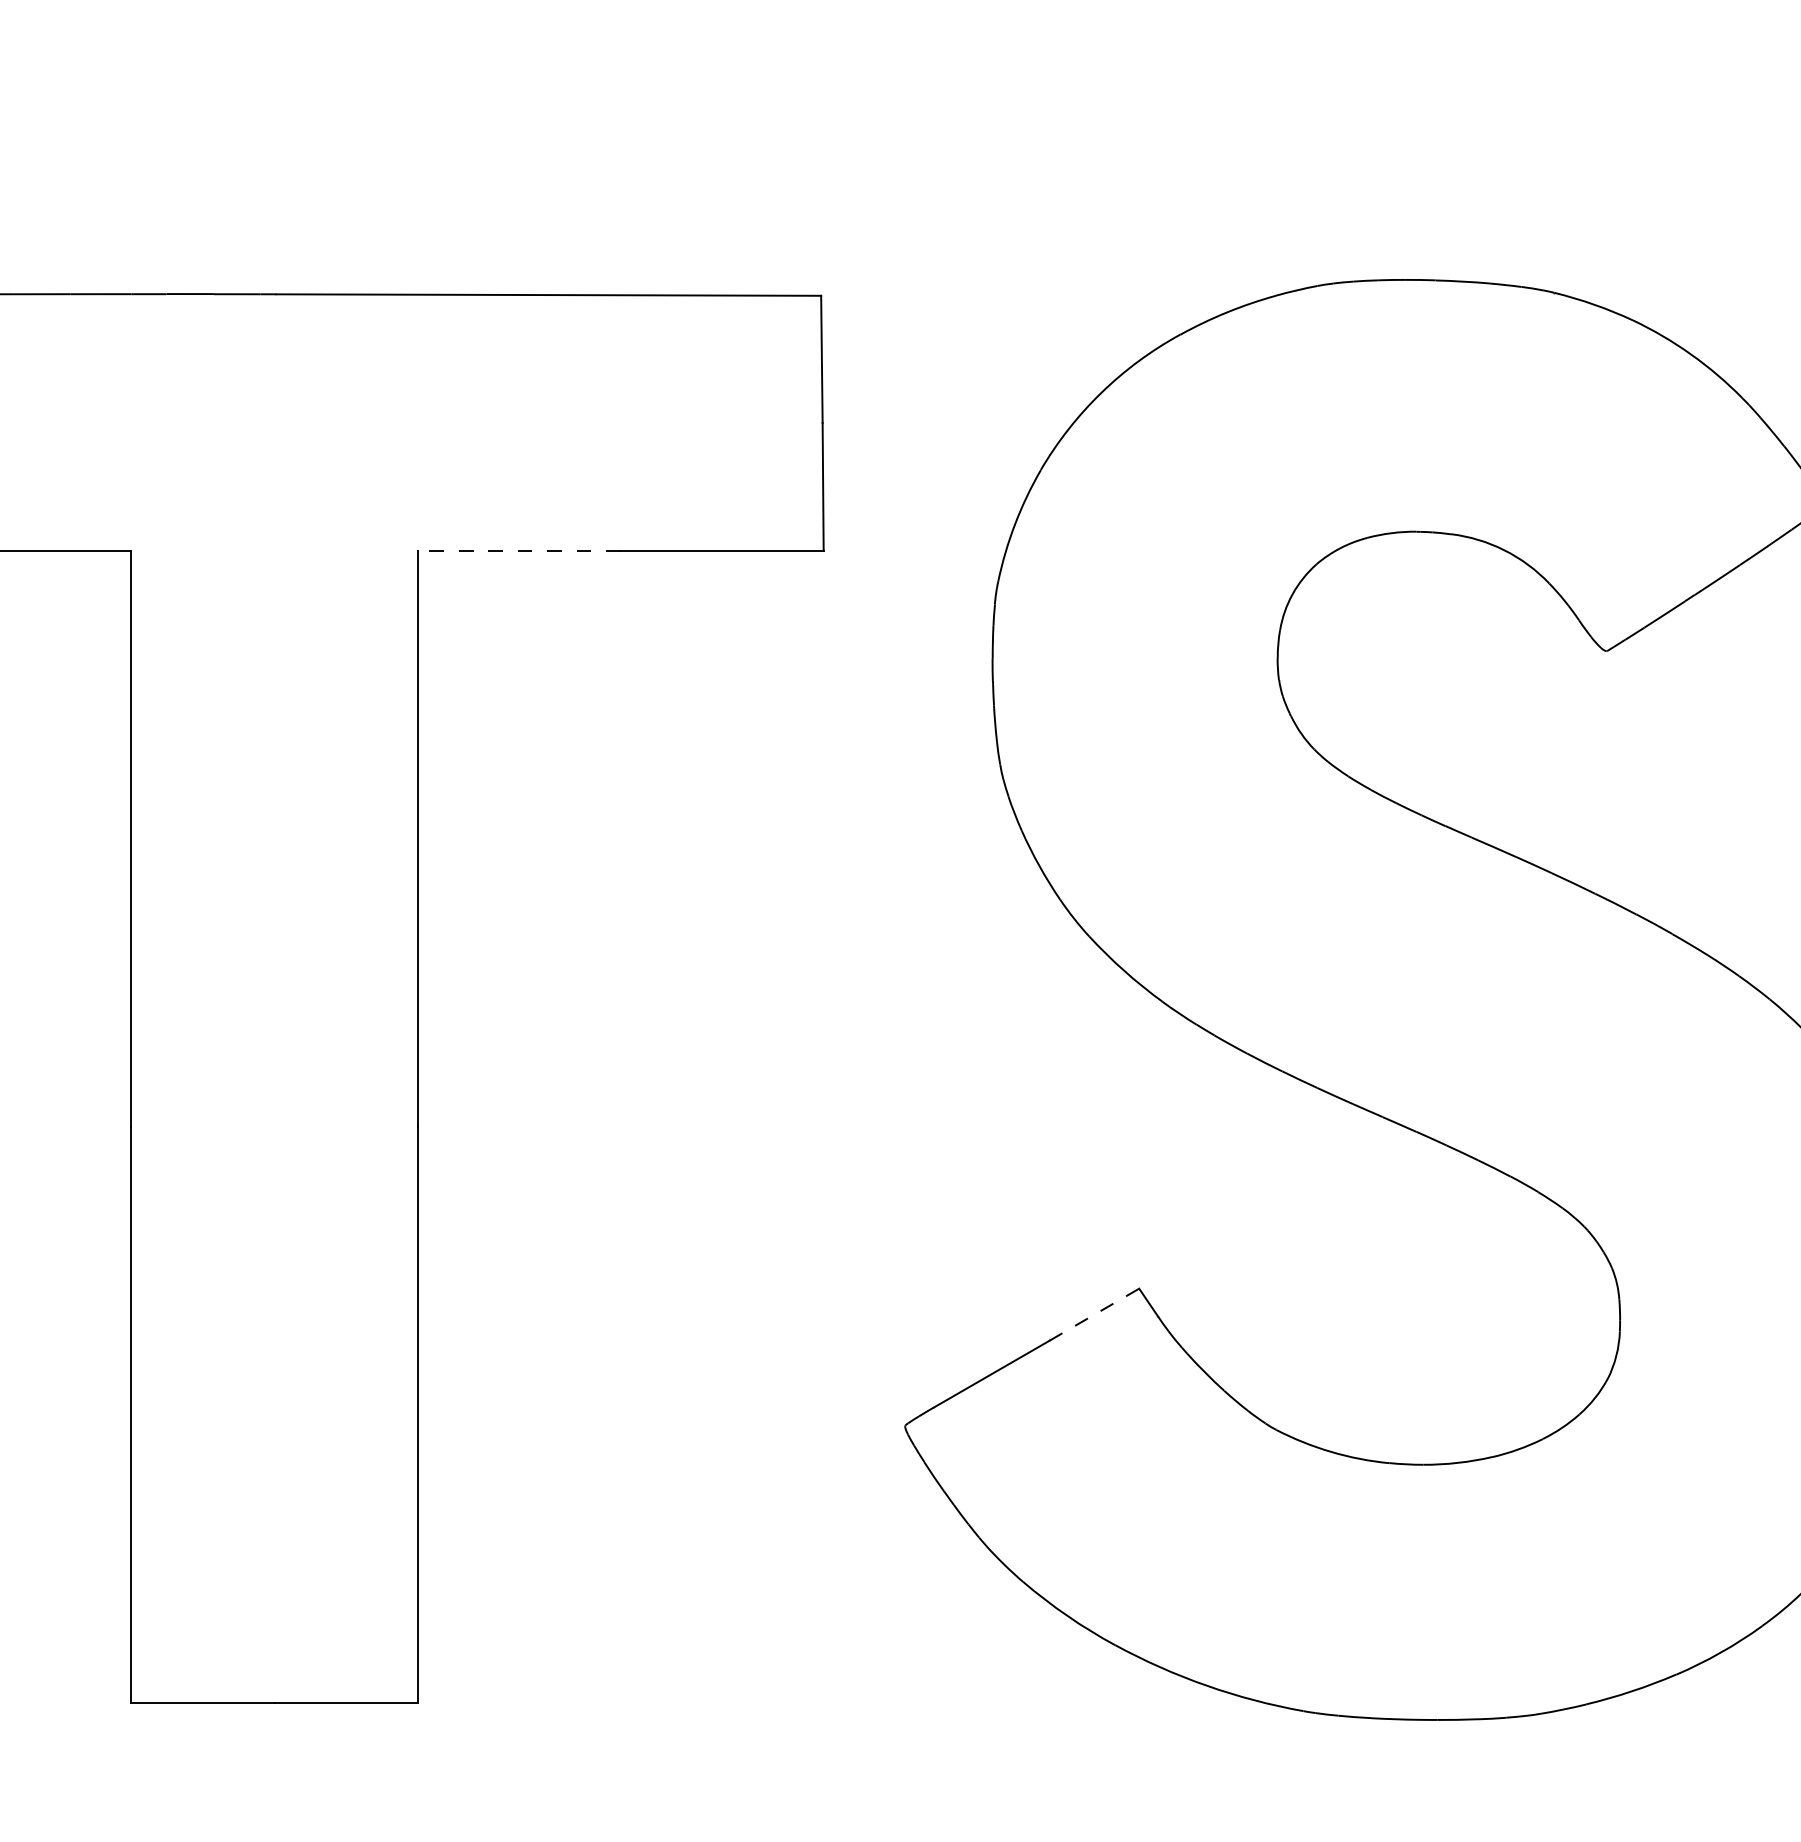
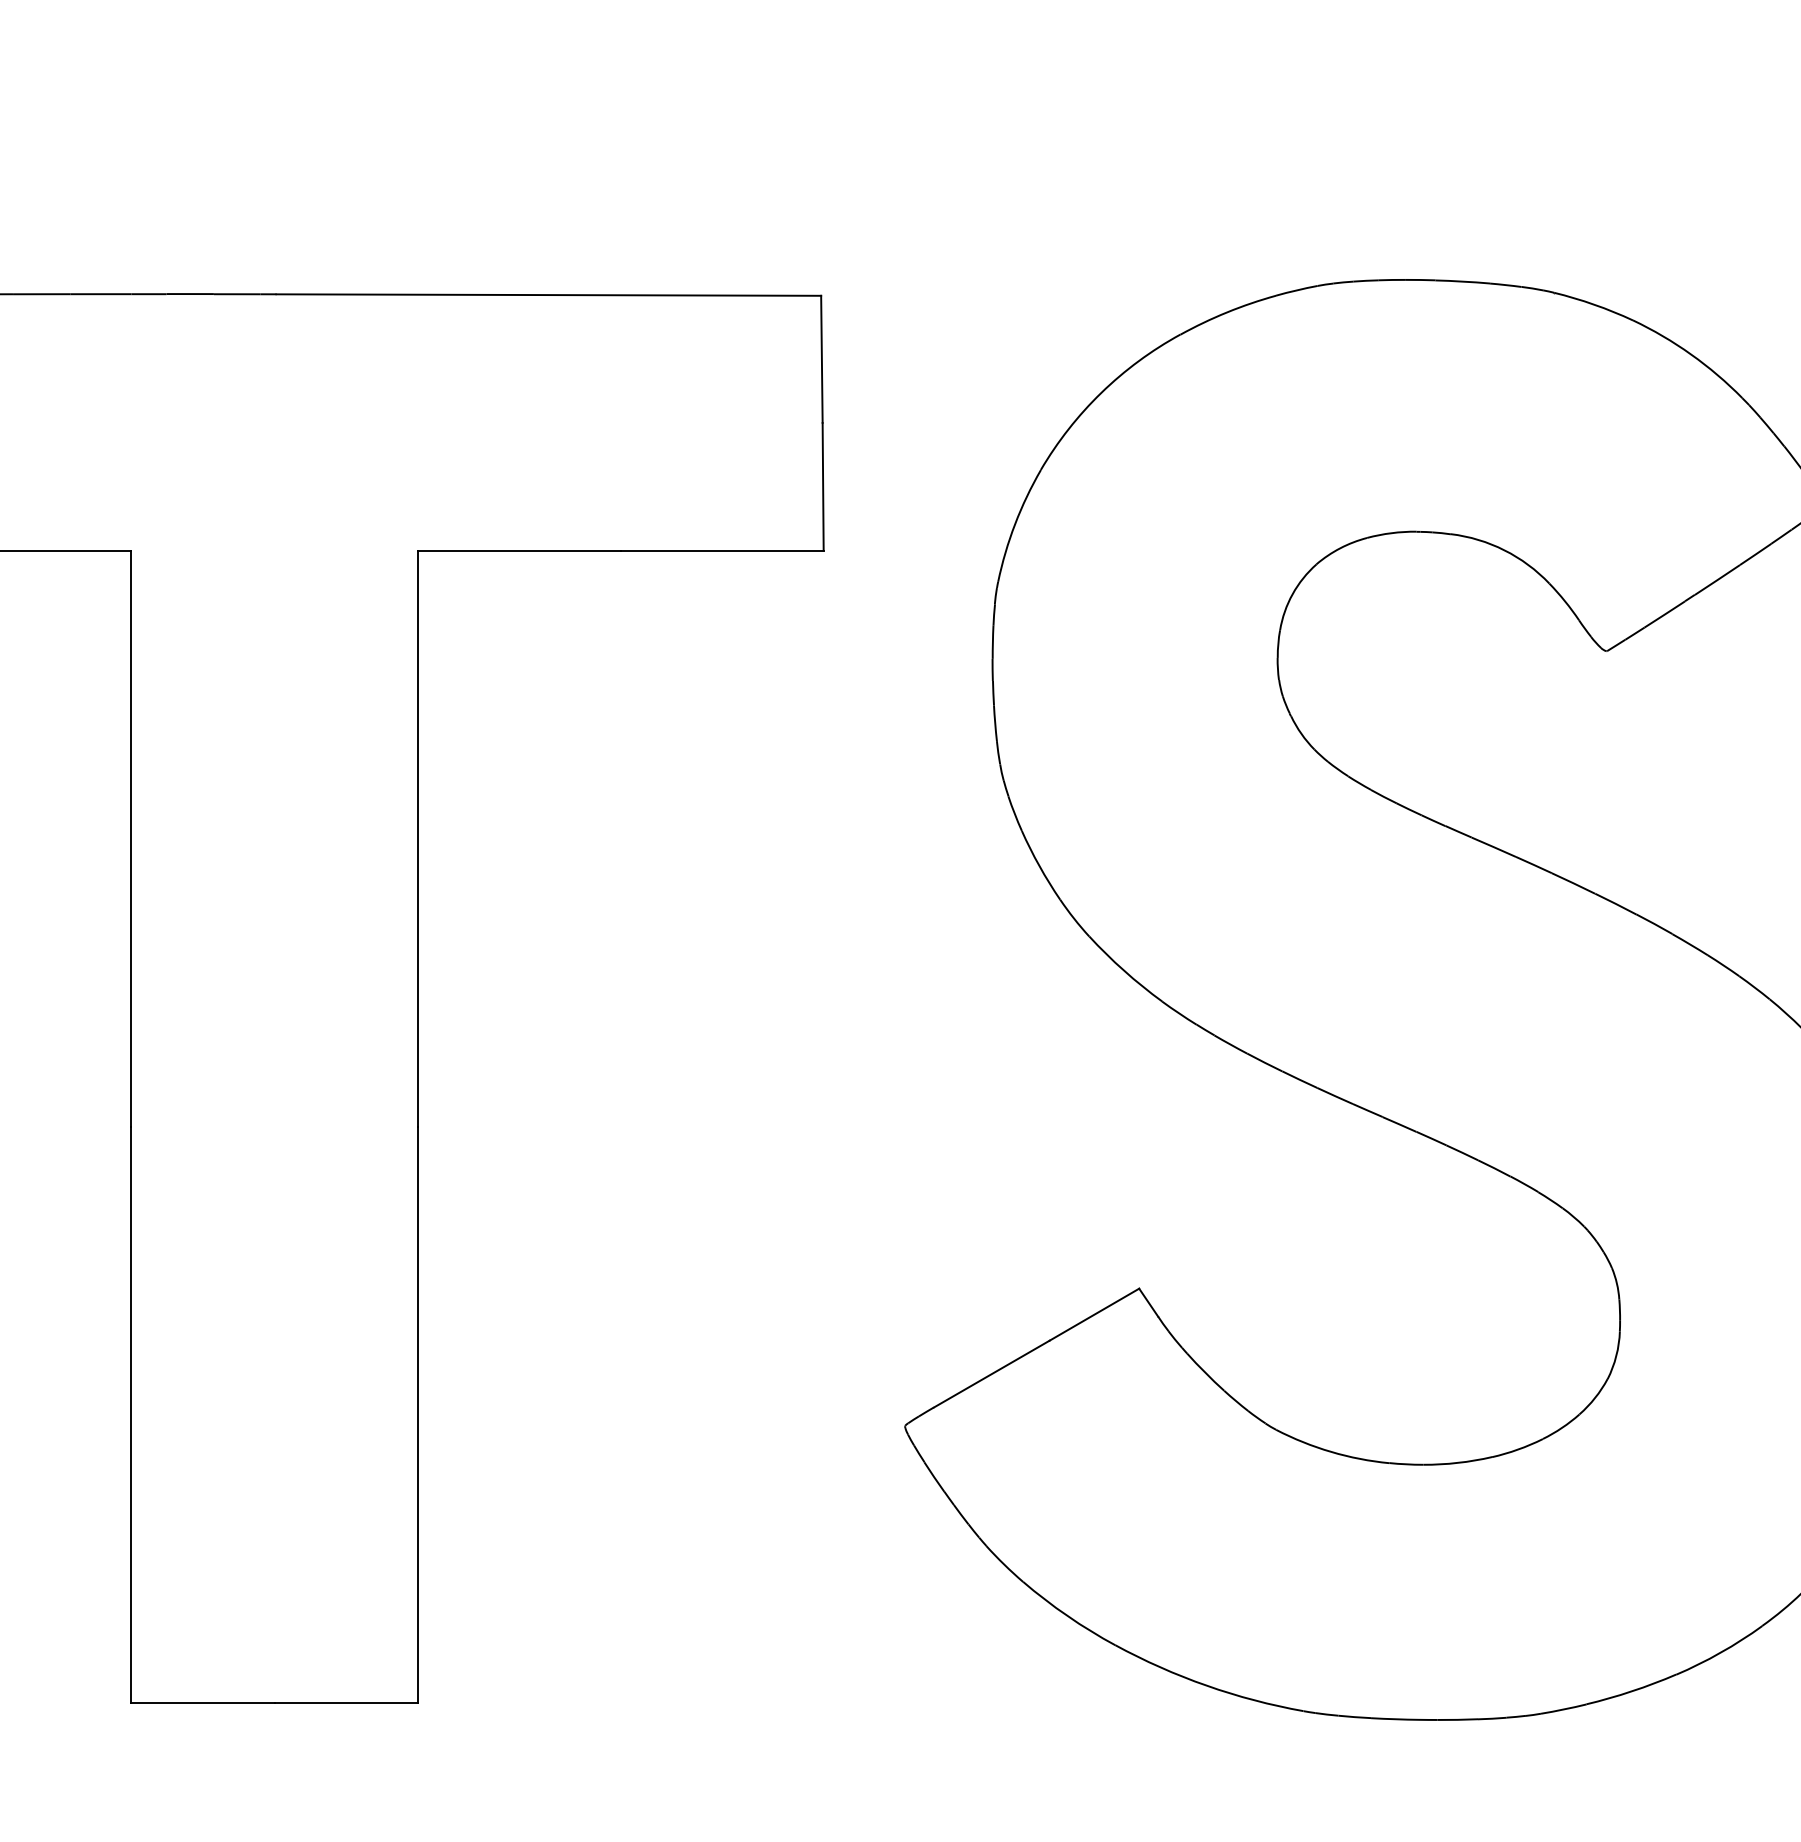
line: dashed -> solid (518, 550)
line: dashed -> solid (1094, 1314)
